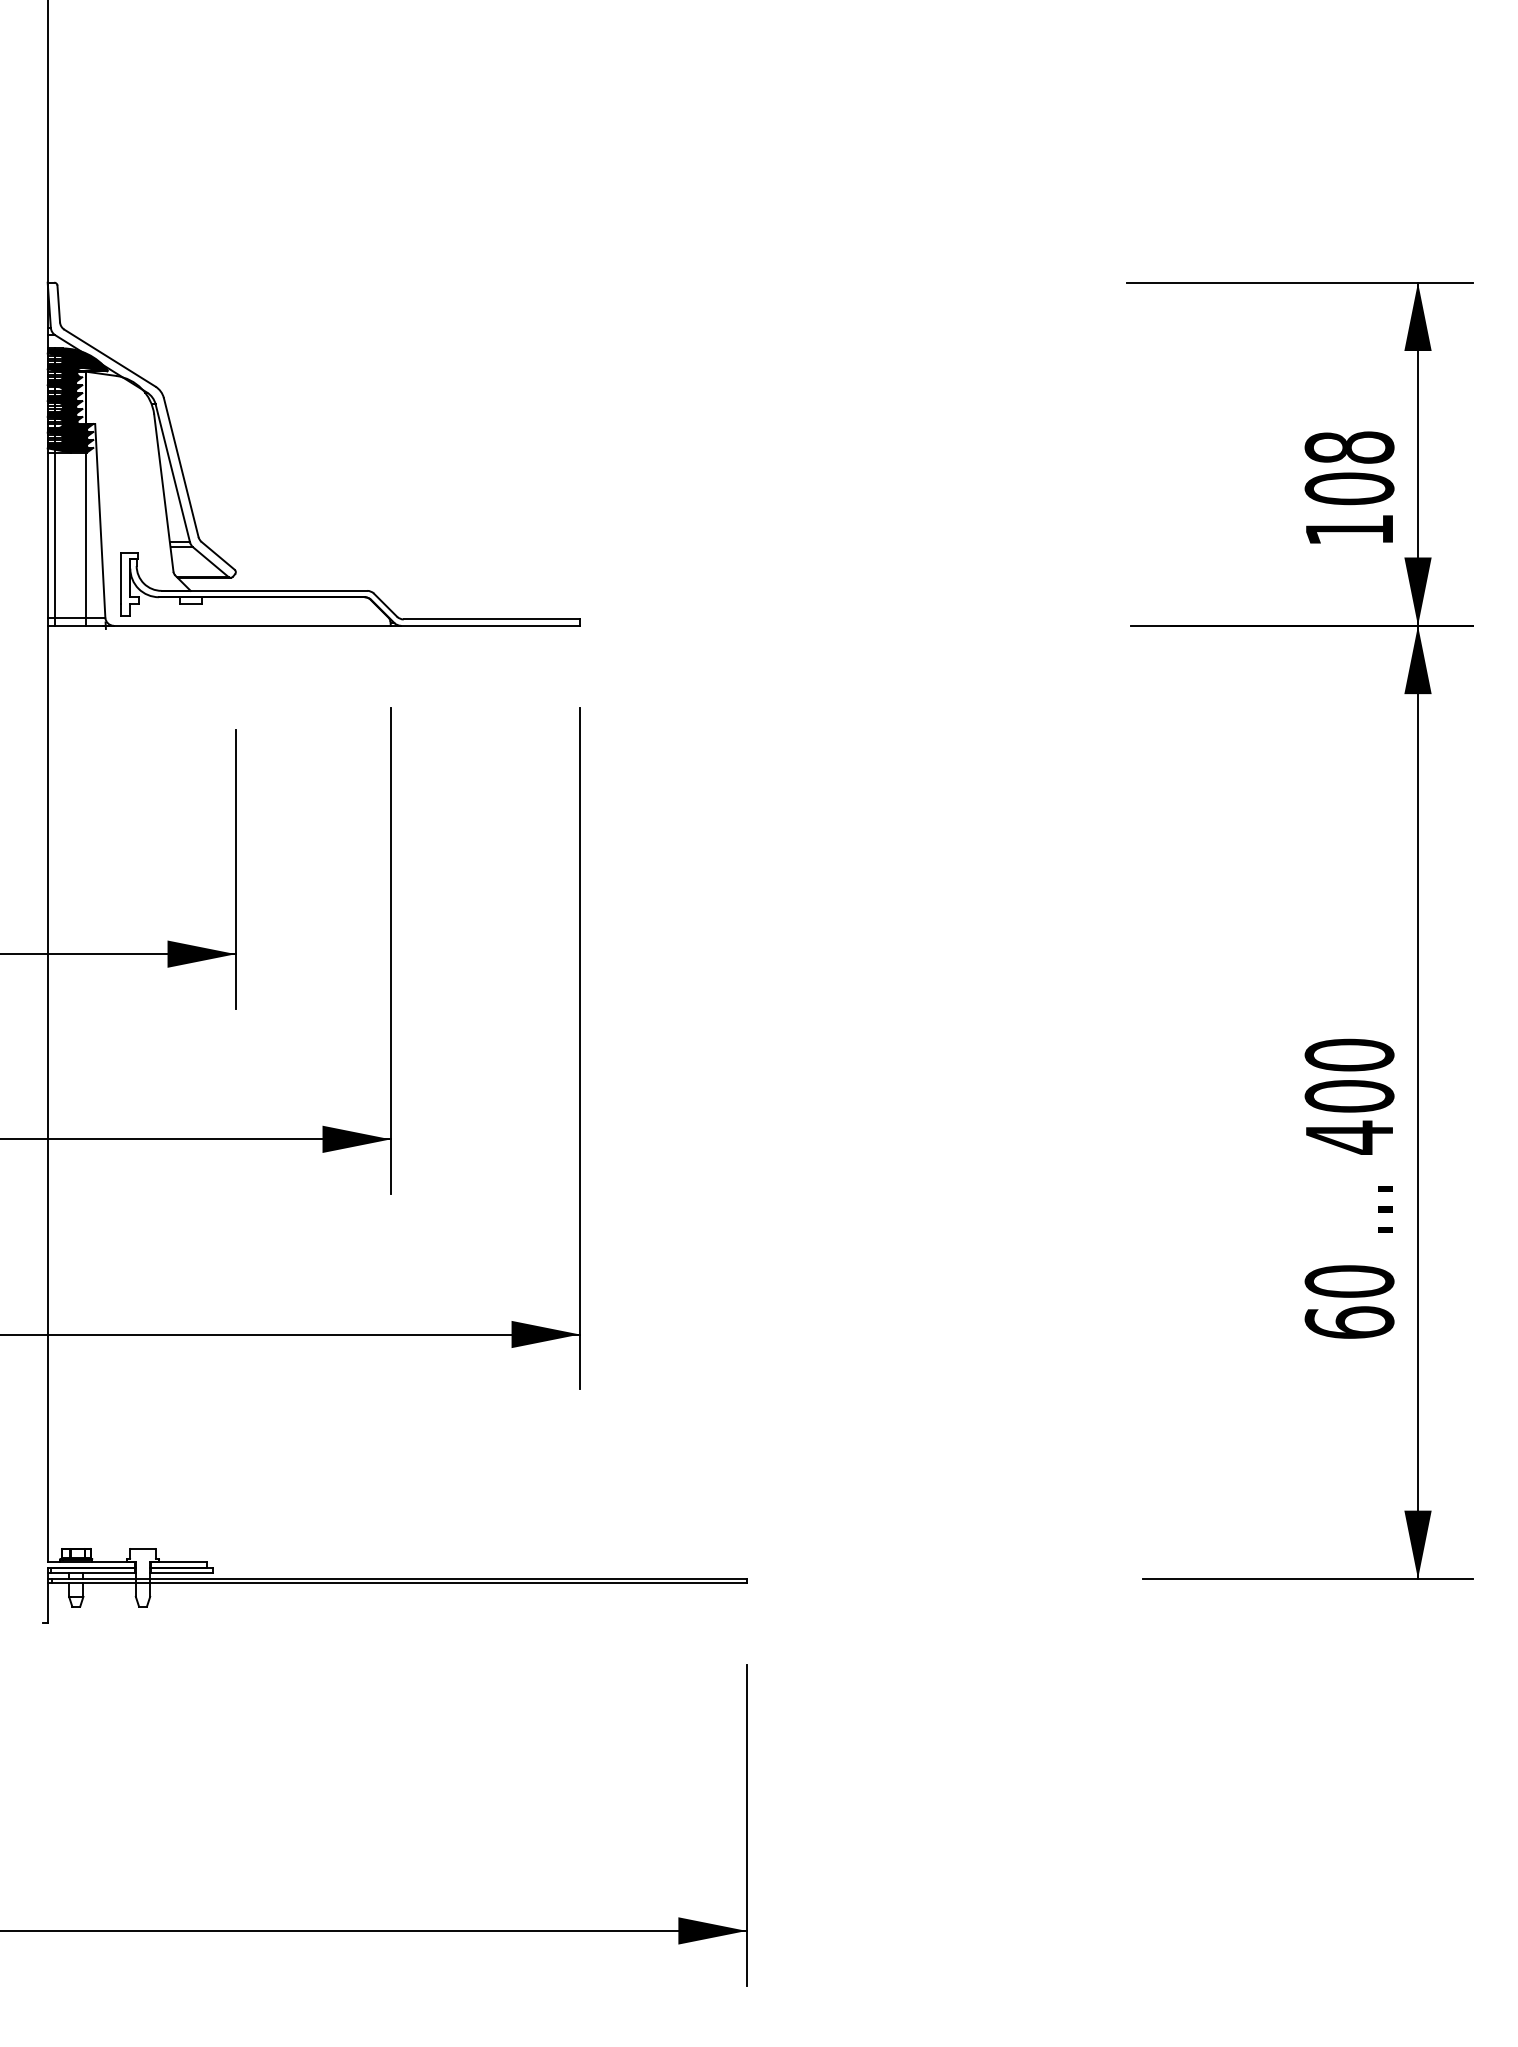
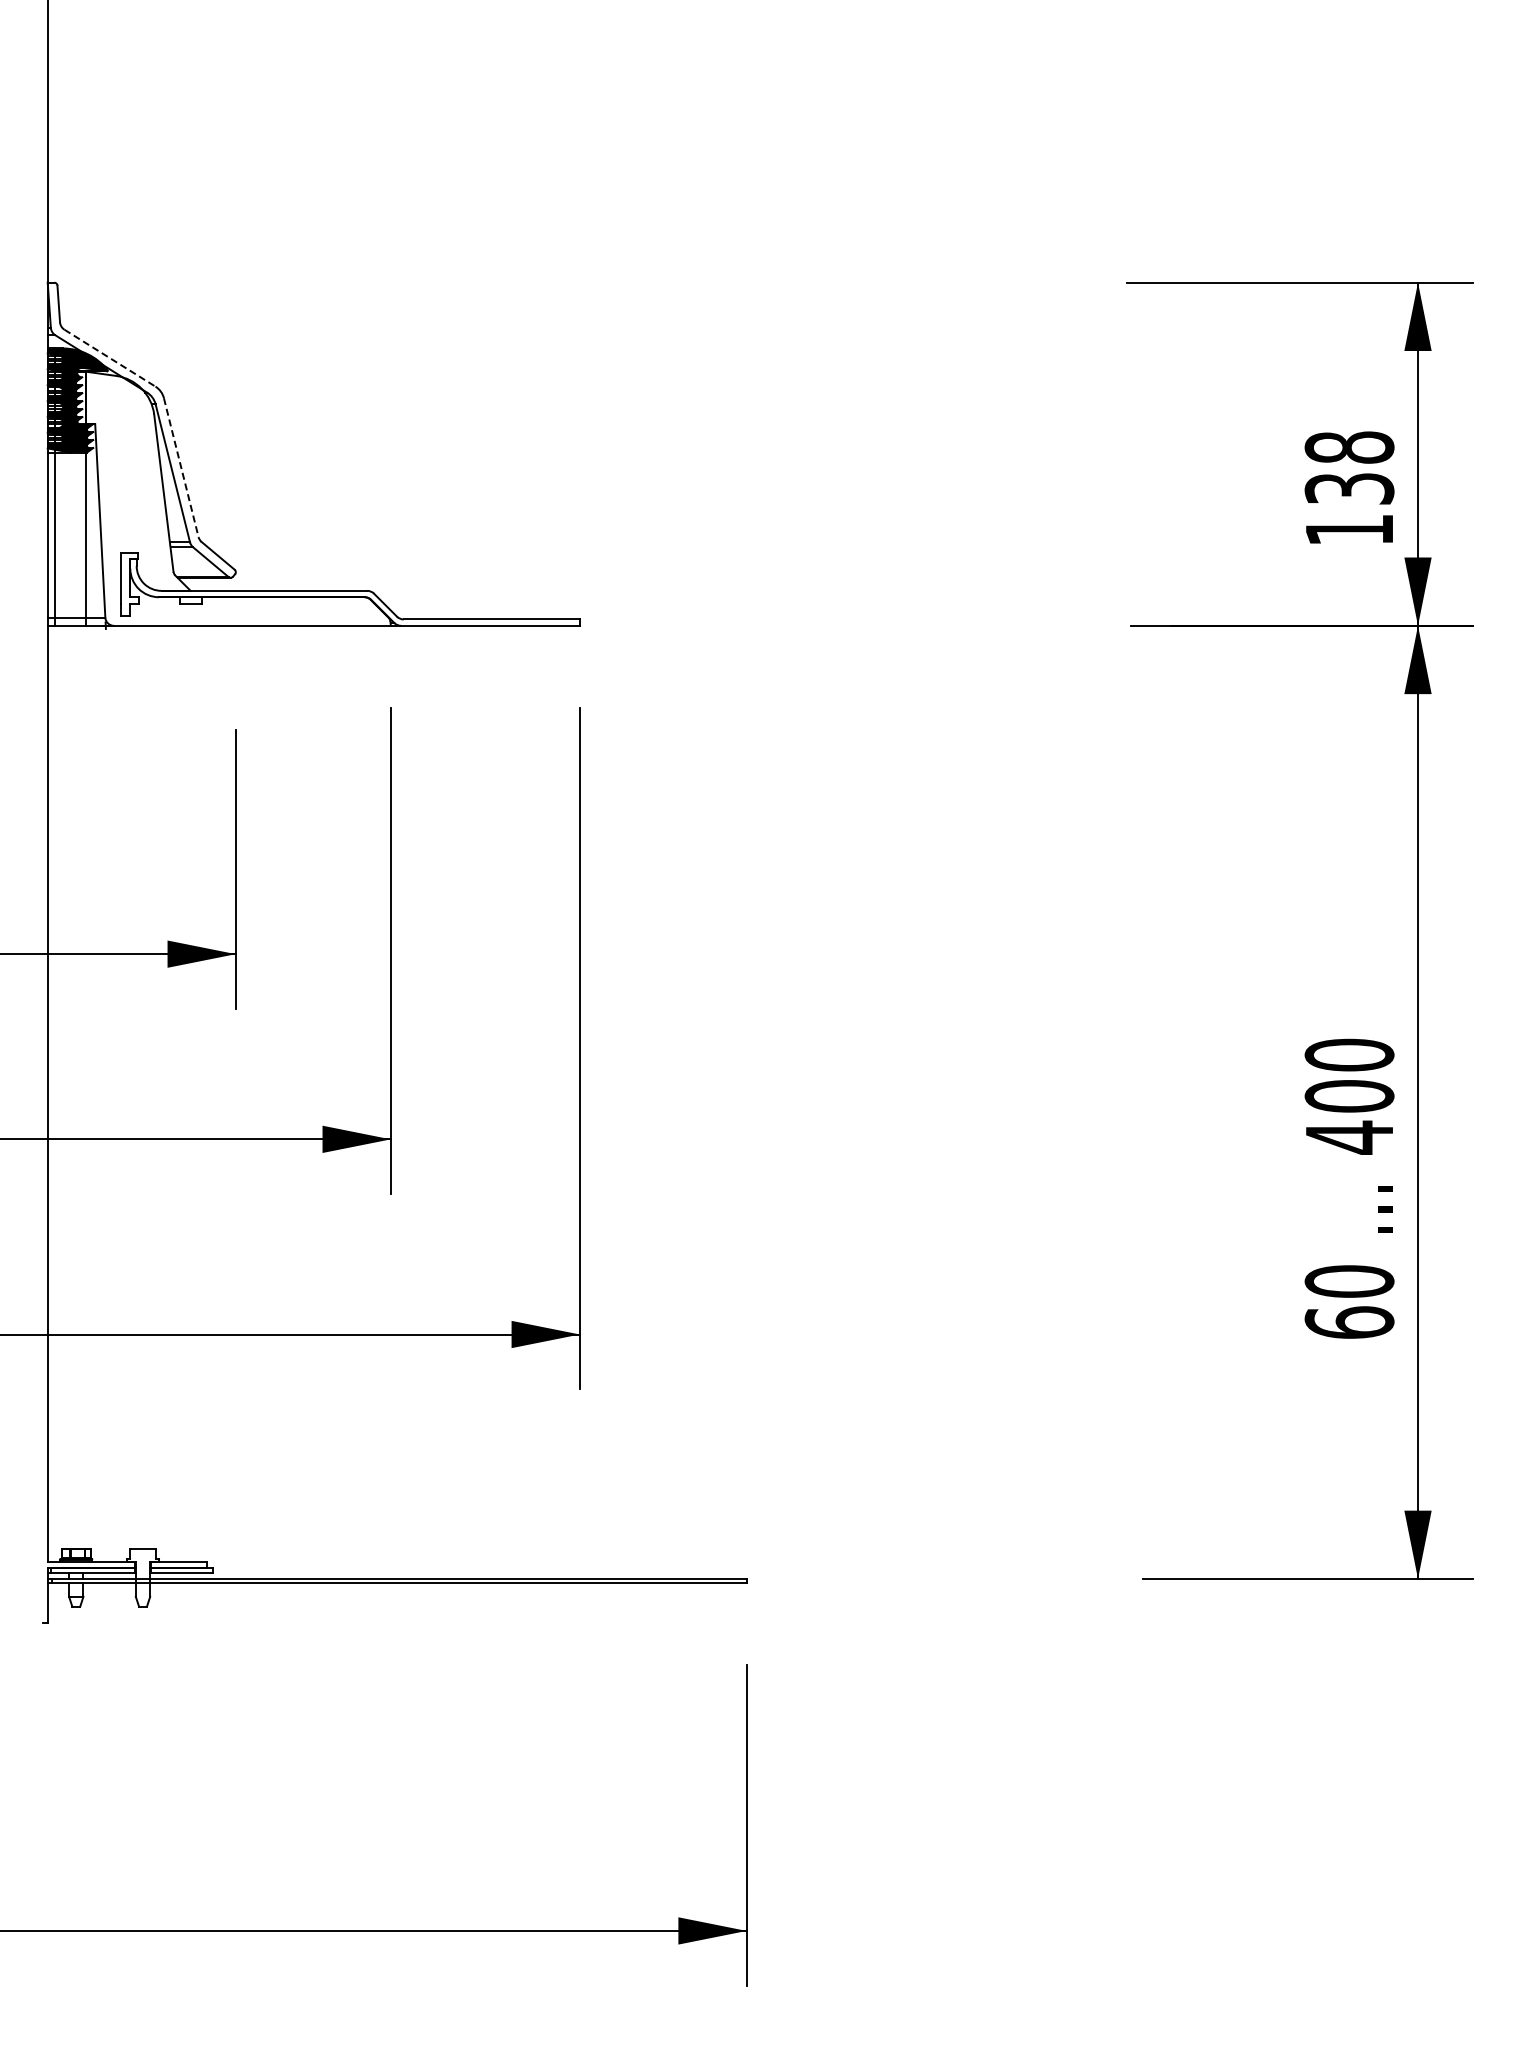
line: solid -> dashed (110, 358)
line: solid -> dashed (181, 467)
text: 108 -> 138 (1349, 488)
